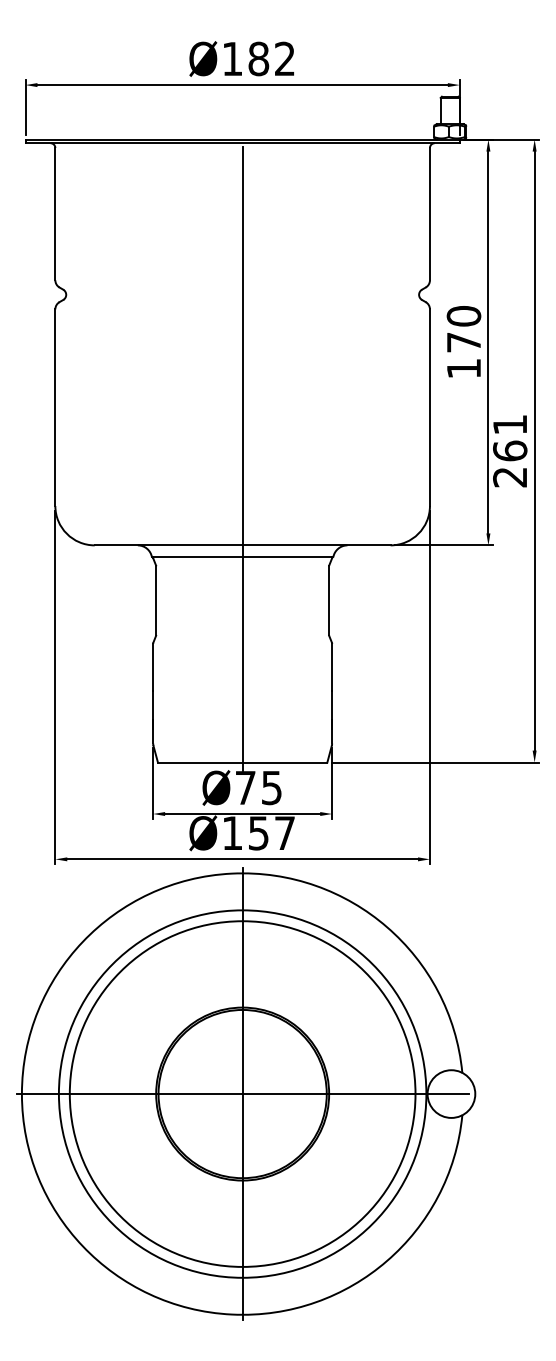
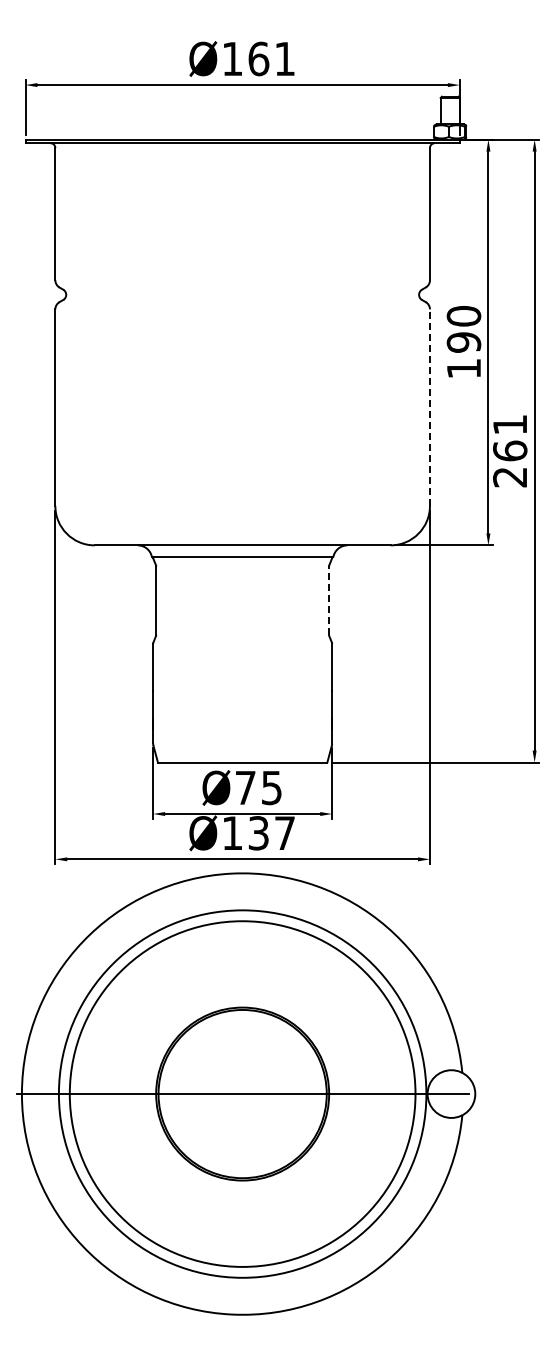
text: Ø182 -> Ø161 (271, 58)
text: 170 -> 190 (463, 342)
line: solid -> dashed (429, 407)
line: present -> none (242, 458)
line: solid -> dashed (329, 600)
text: Ø157 -> Ø137 (258, 833)
line: present -> none (242, 1094)
